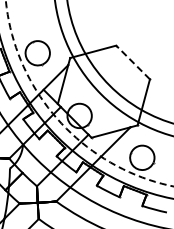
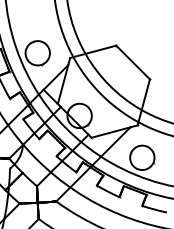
line: dashed -> solid (133, 62)
arc: dashed -> solid (59, 120)
